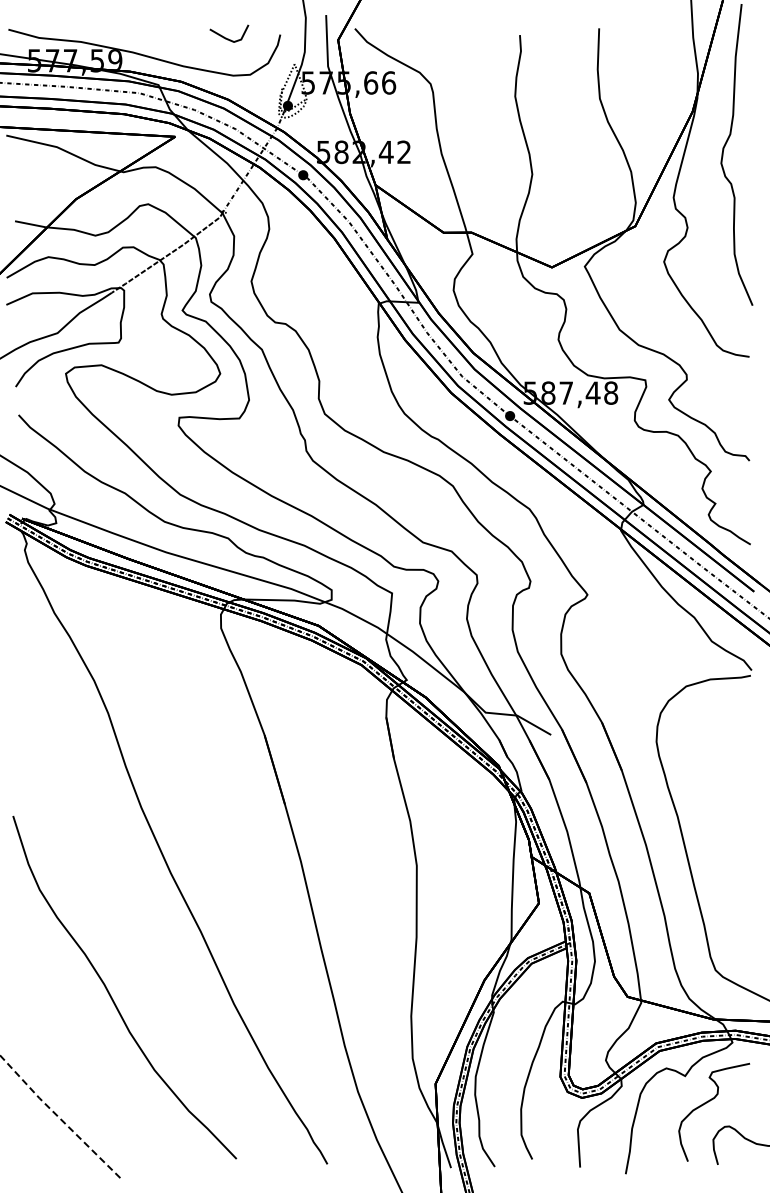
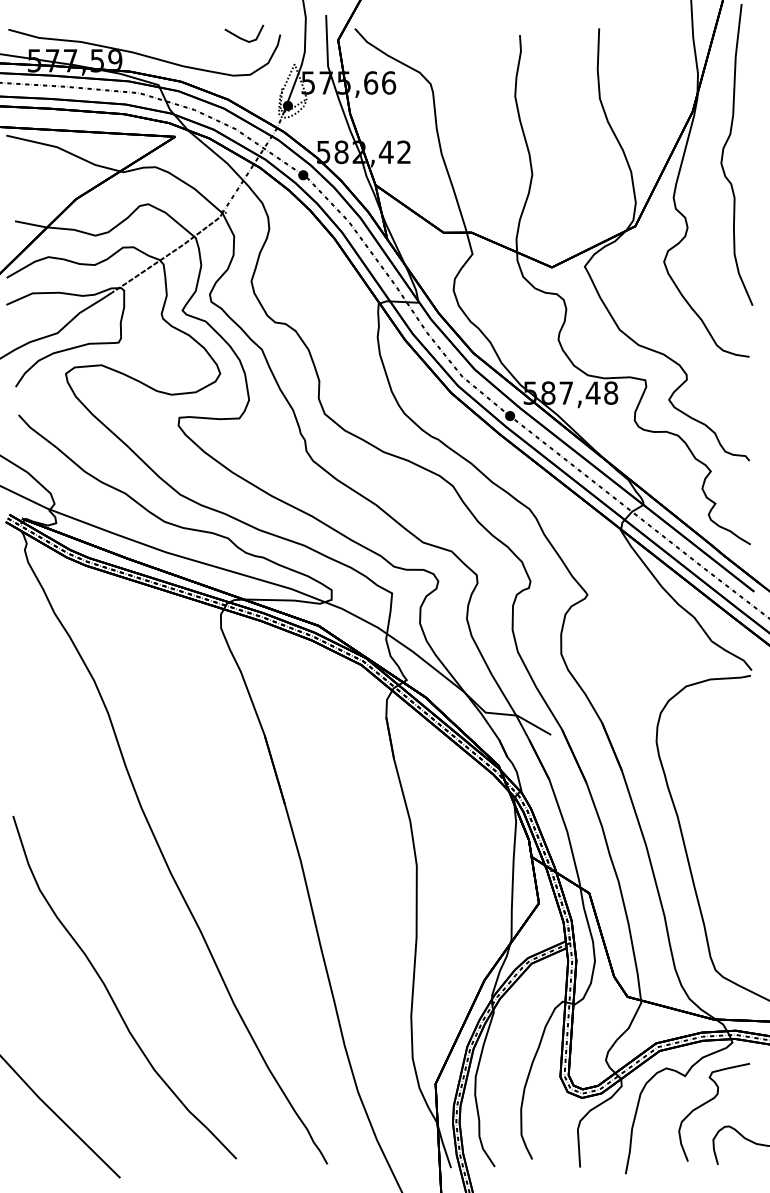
line position: (226, 37) -> (241, 37) (241, 37)
line: dashed -> solid (58, 1117)
